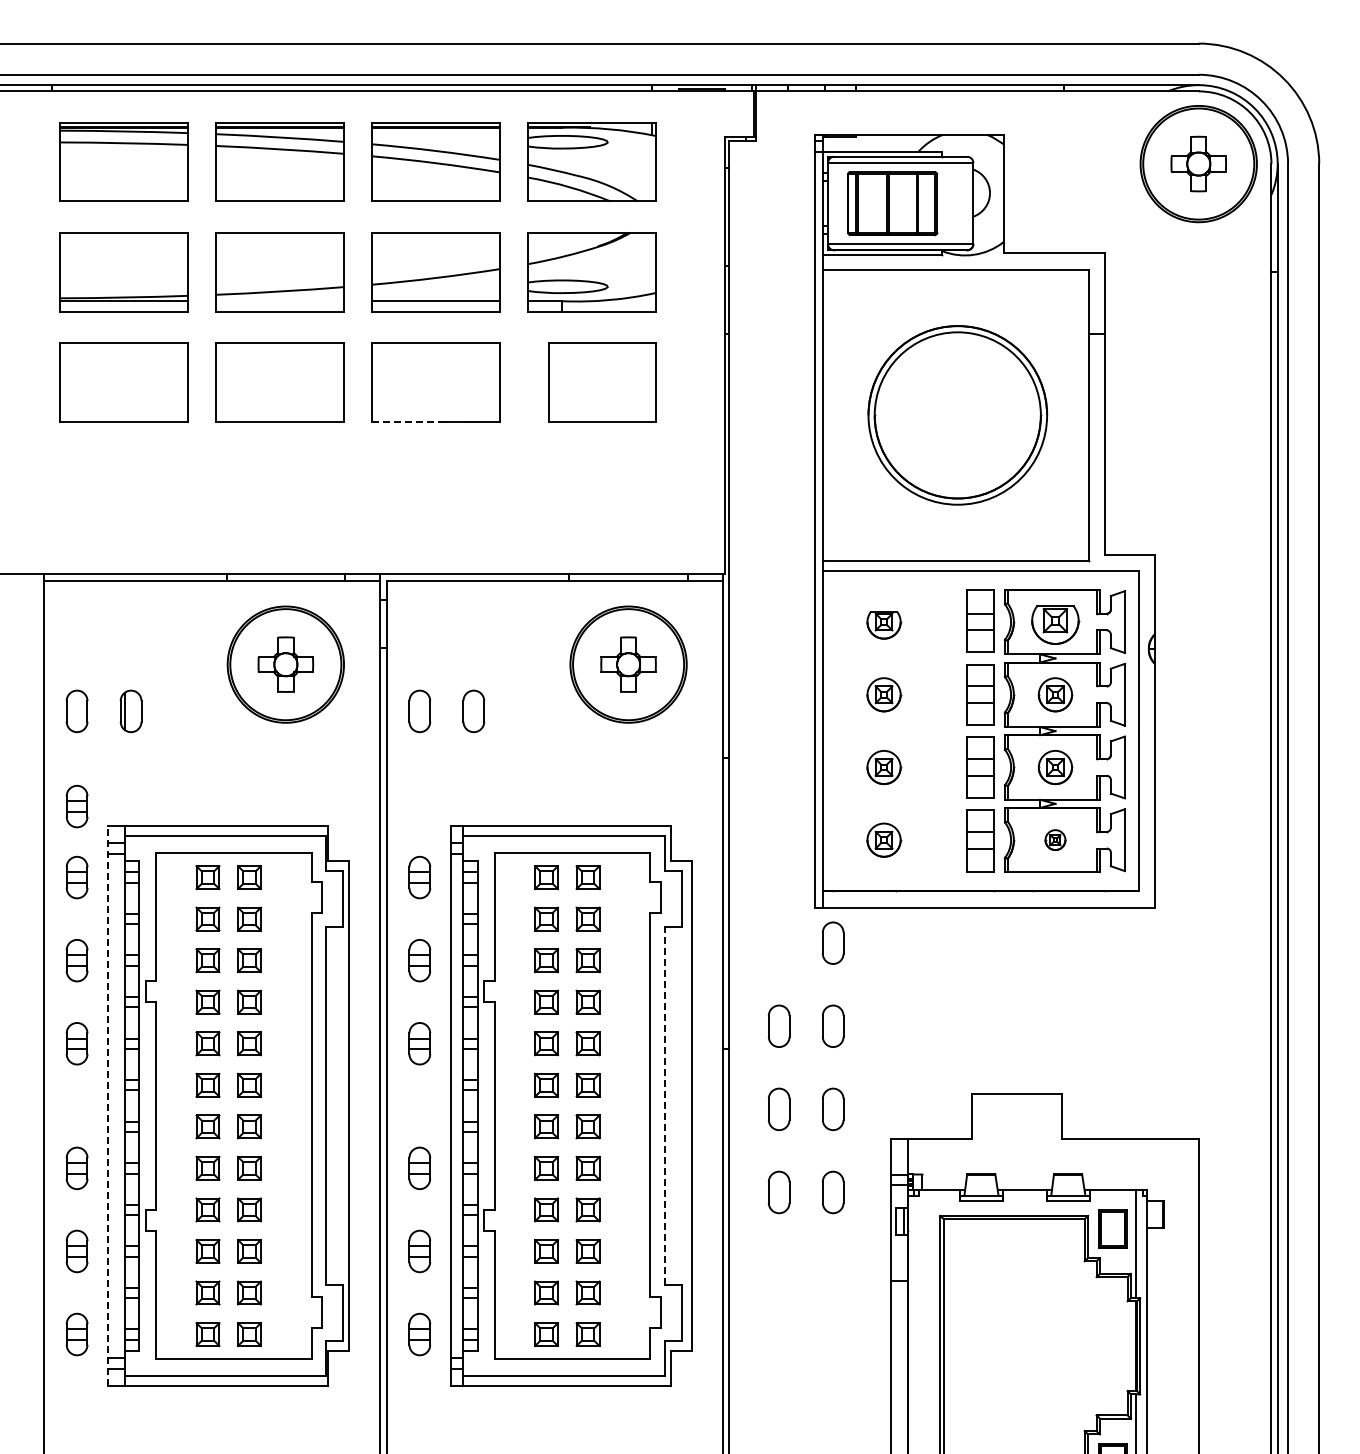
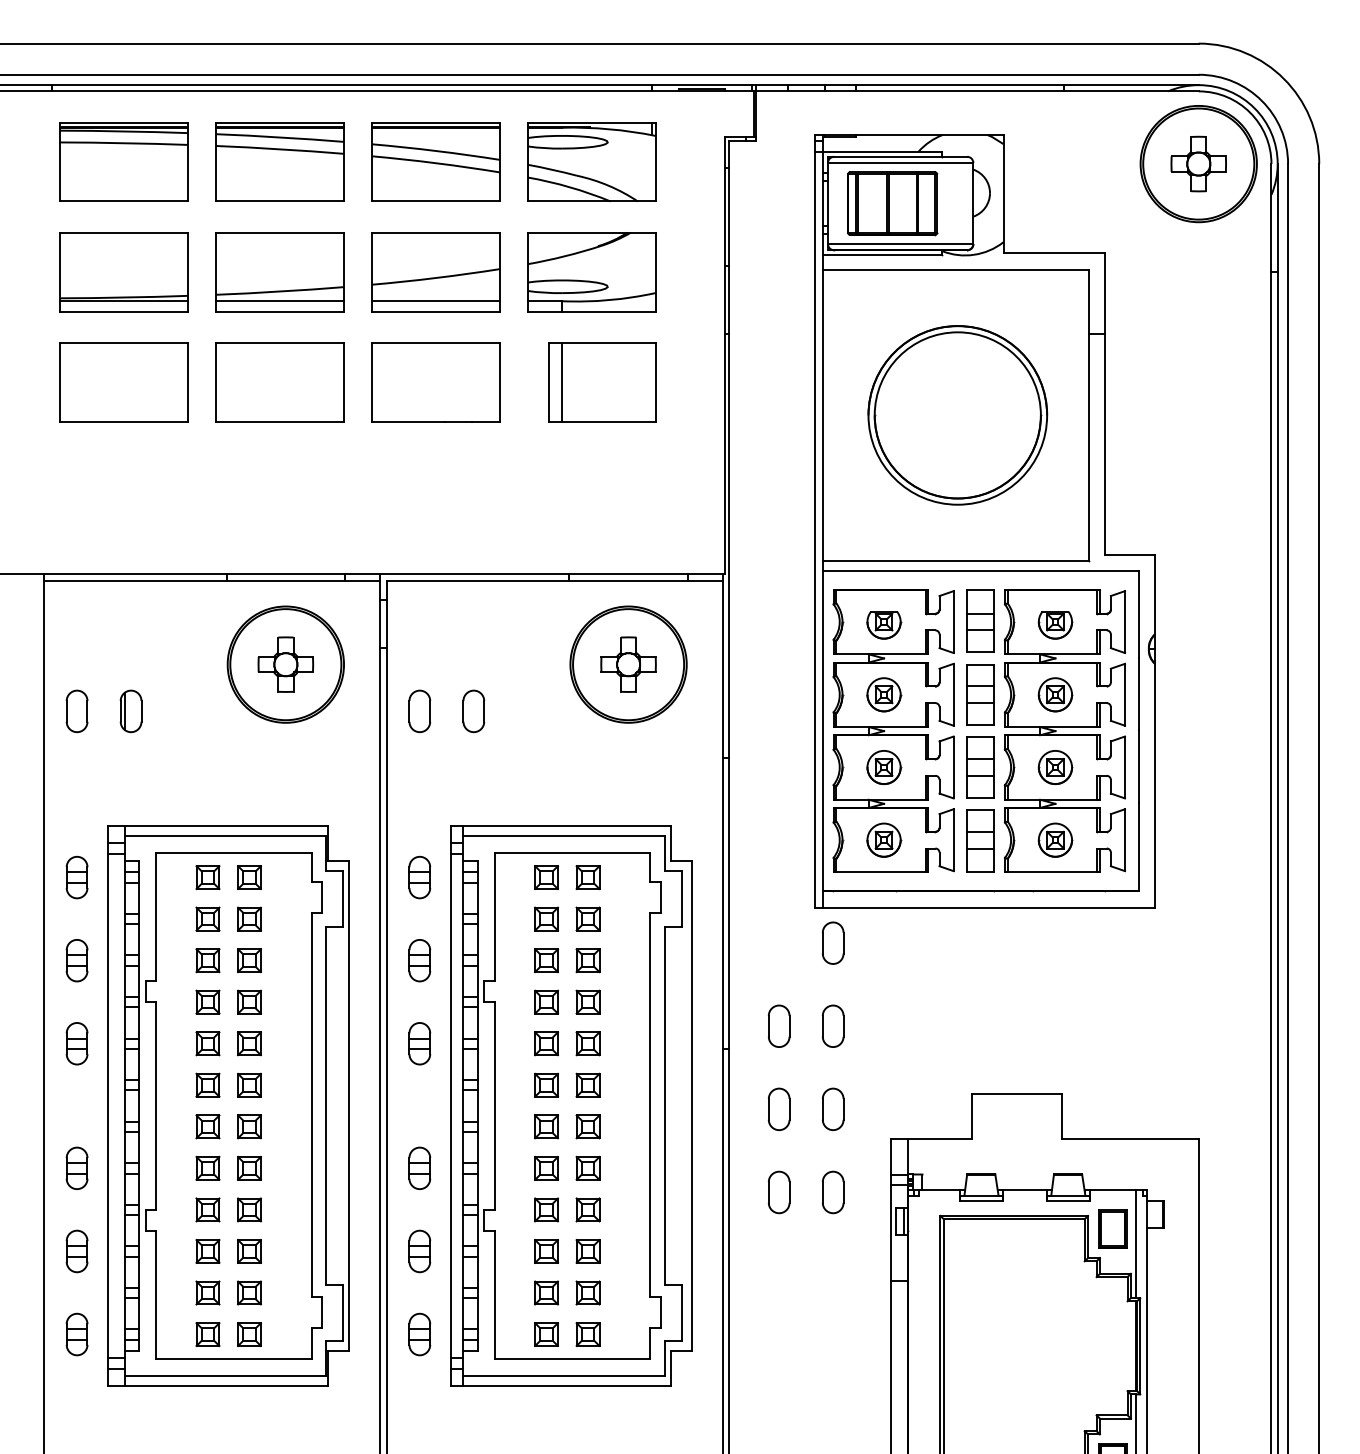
line: none -> present (280, 301)
line: none -> present (562, 381)
line: dashed -> solid (408, 421)
part size: 50x40 px -> 37x29 px (1055, 625)
part: none -> present (893, 730)
part: present -> none (76, 806)
part size: 23x22 px -> 37x36 px (1055, 839)
line: dashed -> solid (108, 1105)
line: dashed -> solid (664, 1106)
